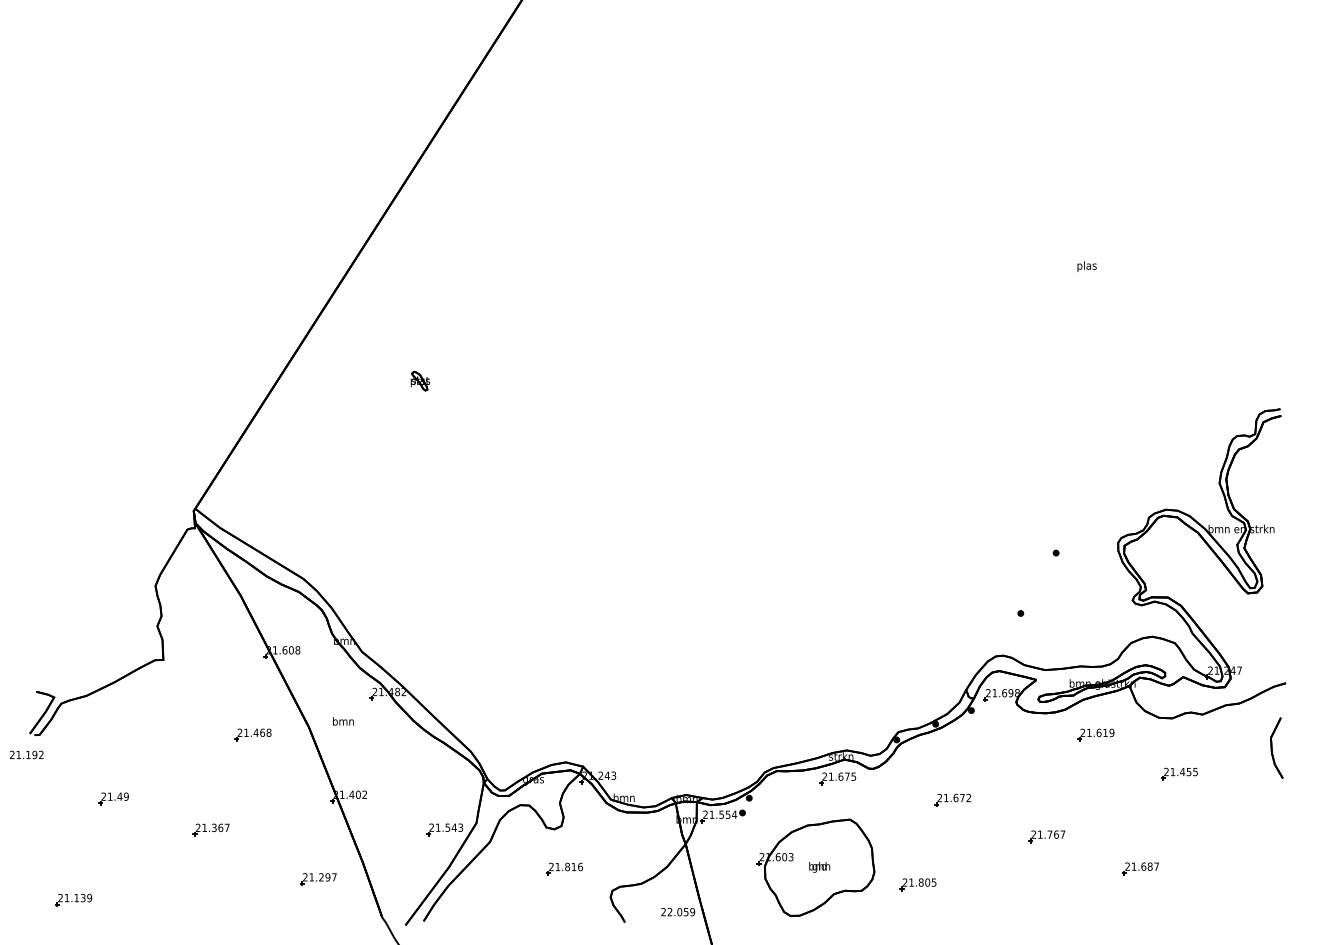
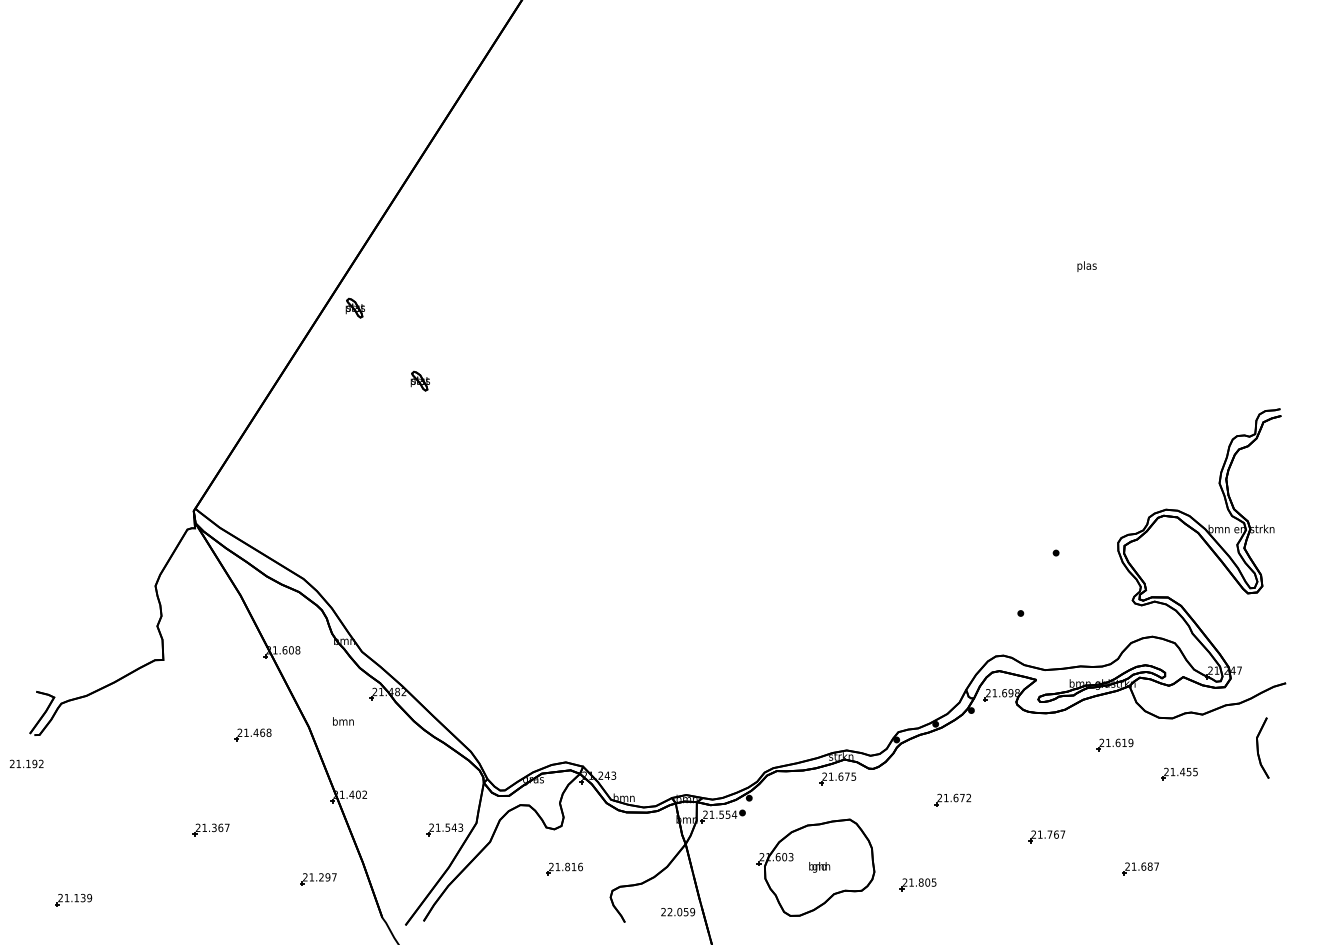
part: none -> present (354, 307)
part position: (1095, 734) -> (1114, 744) (1114, 744)
part position: (1276, 747) -> (1262, 747) (1262, 747)
text position: (26, 754) -> (26, 763) (26, 763)
part: present -> none (113, 798)
